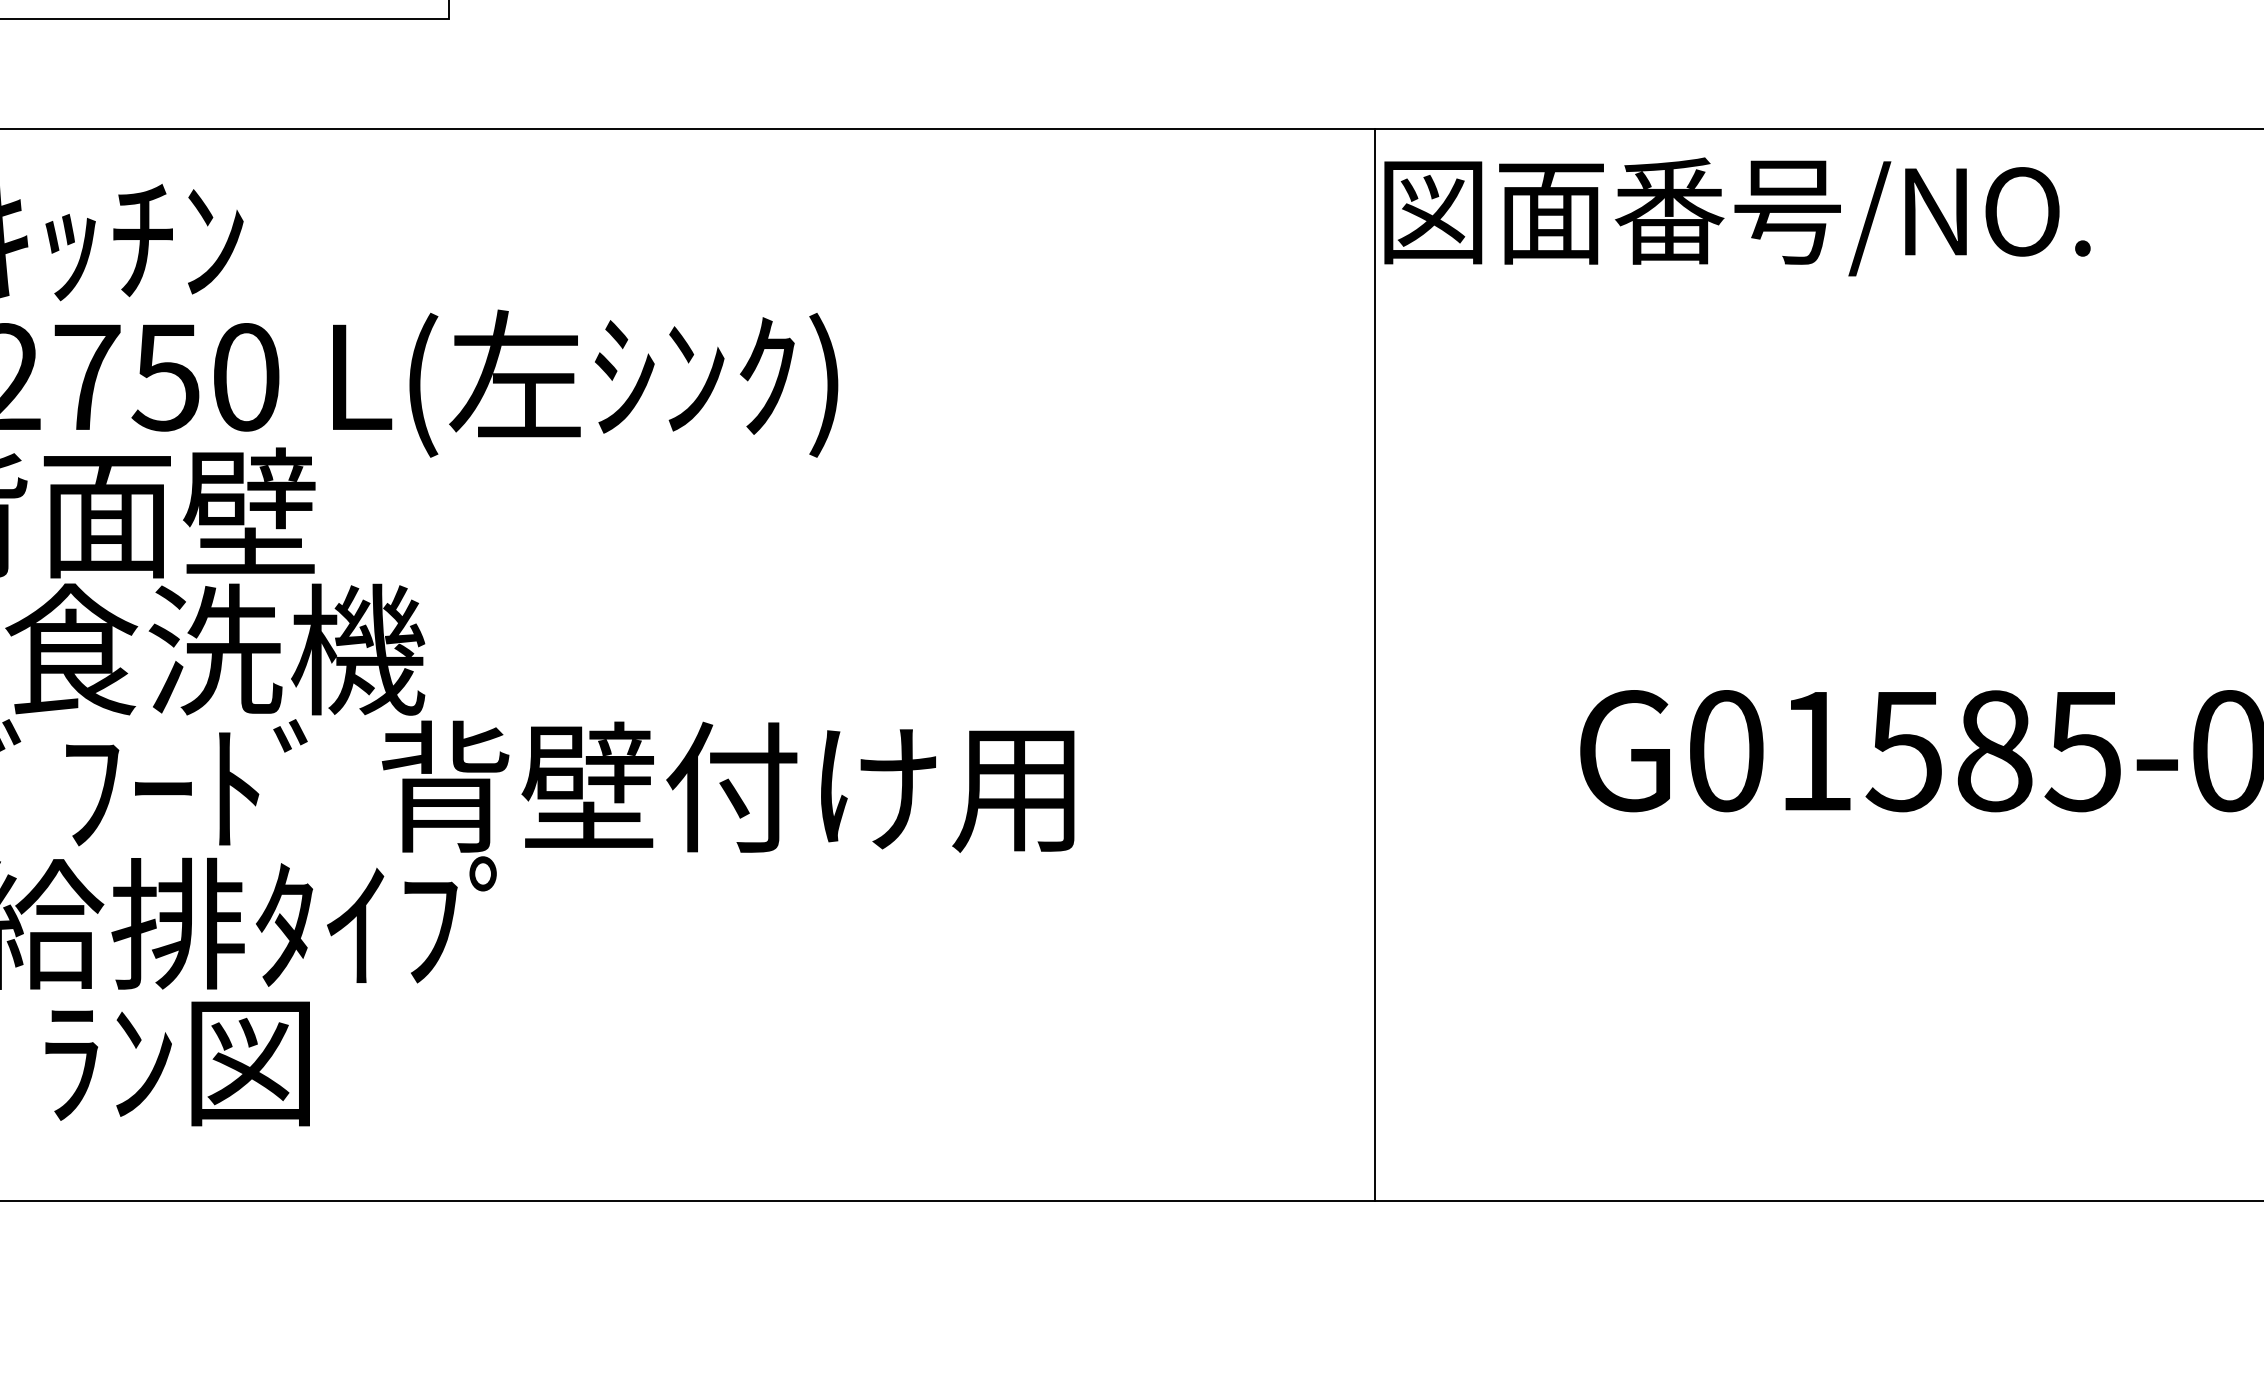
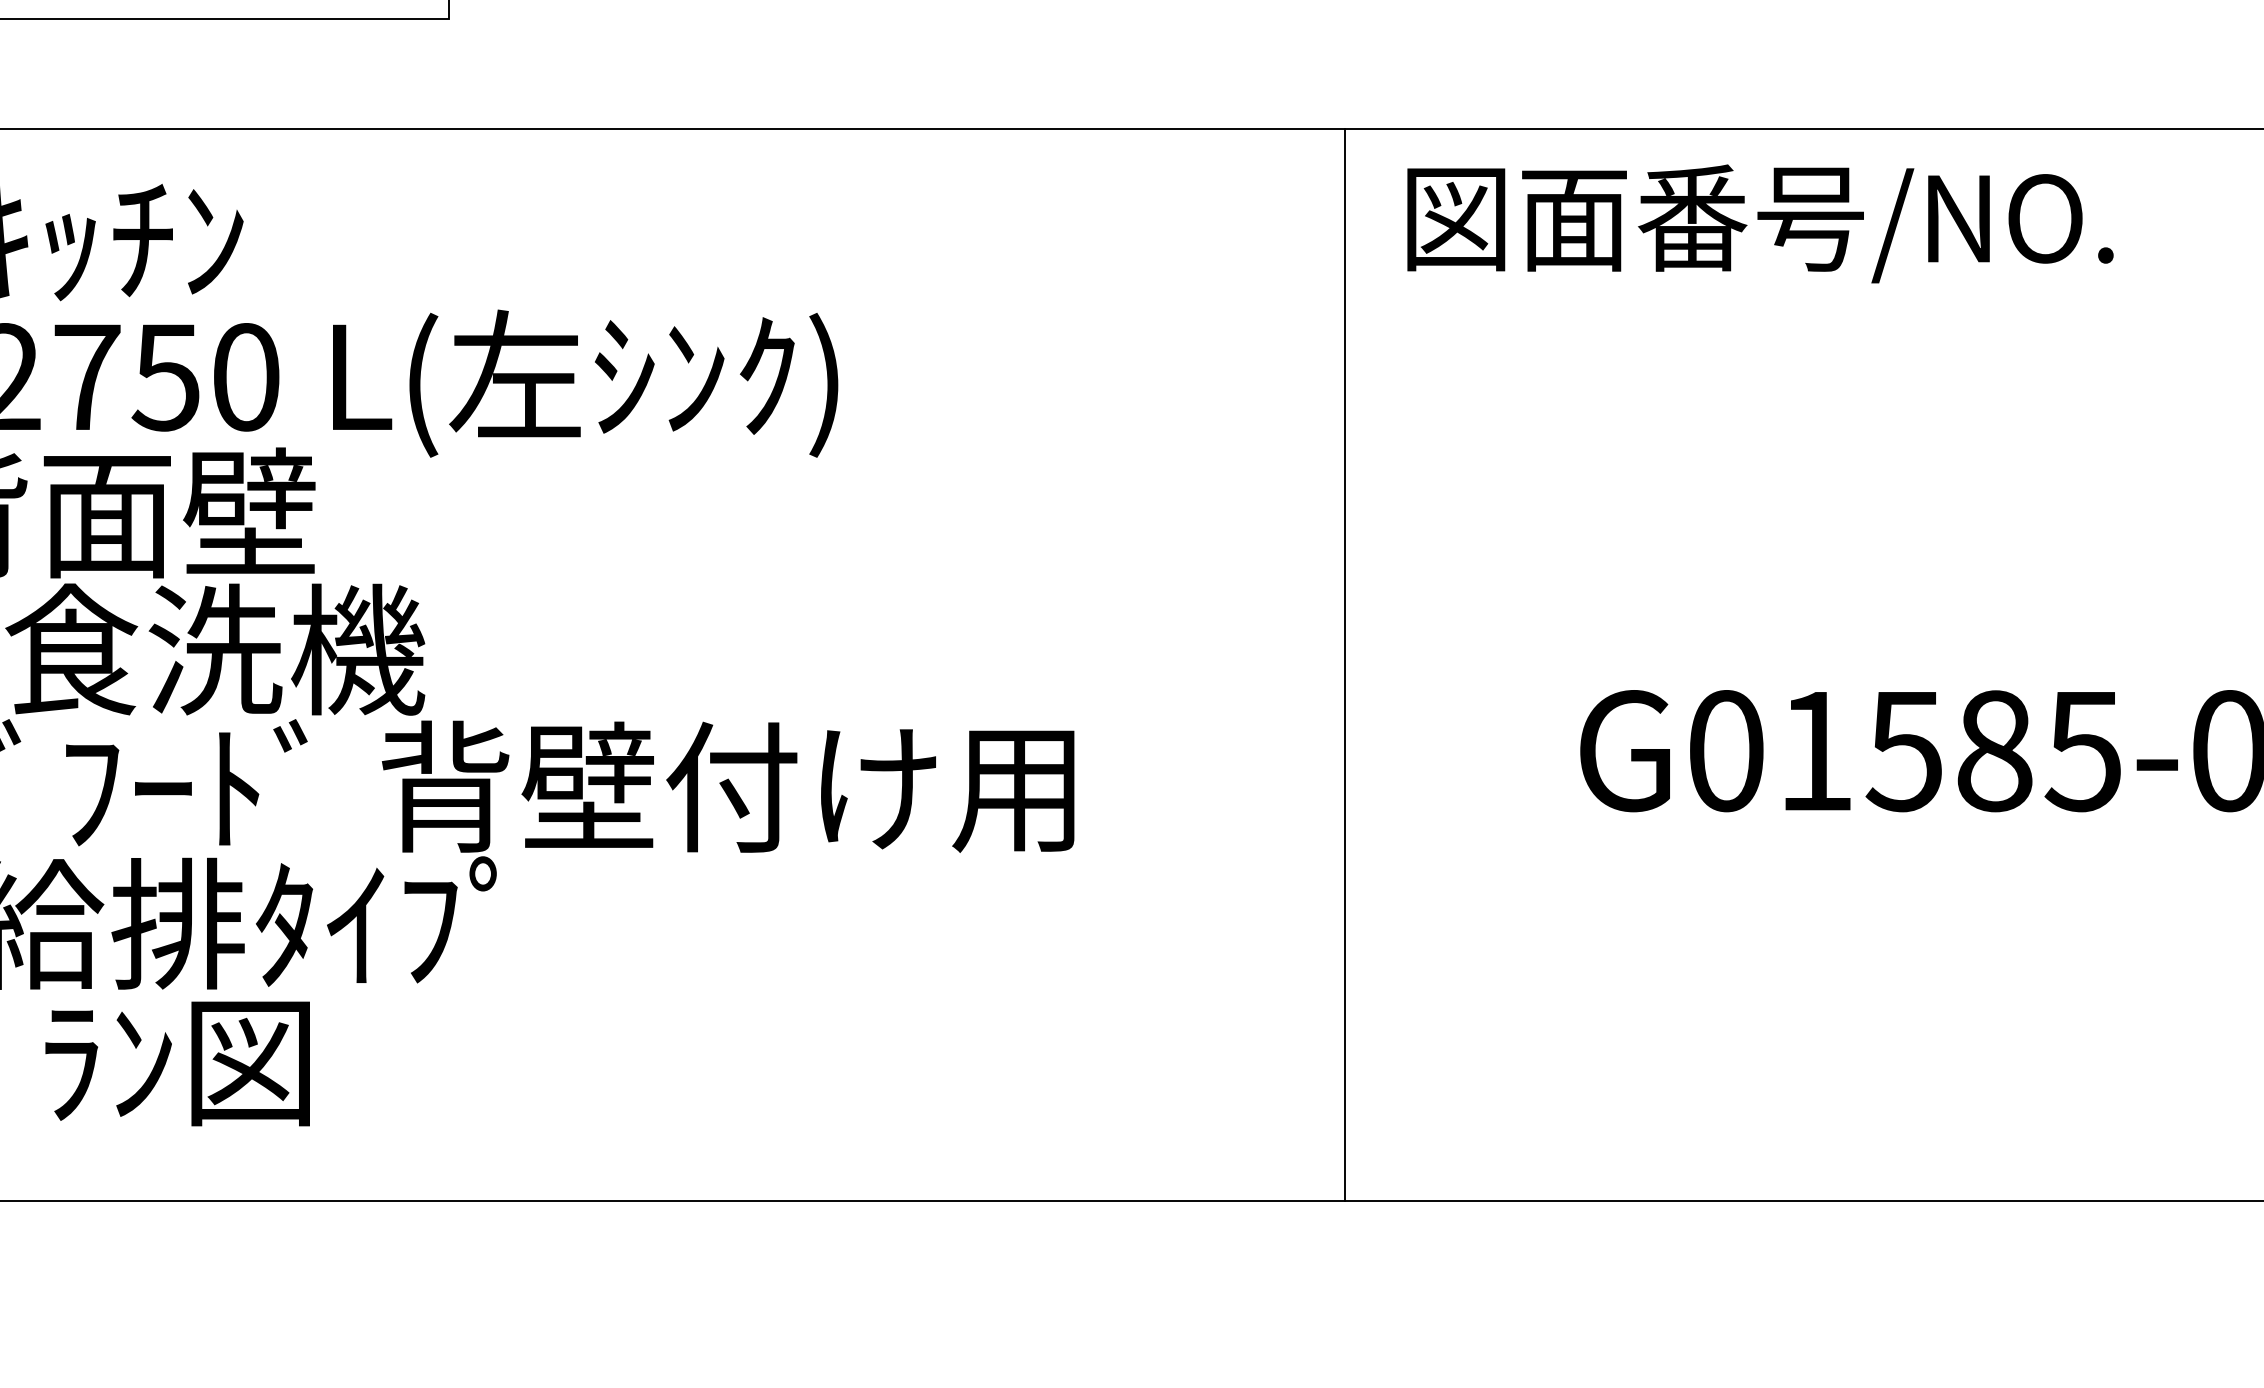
text position: (1737, 216) -> (1760, 223) (1760, 223)
line position: (1374, 664) -> (1344, 664) (1344, 664)
